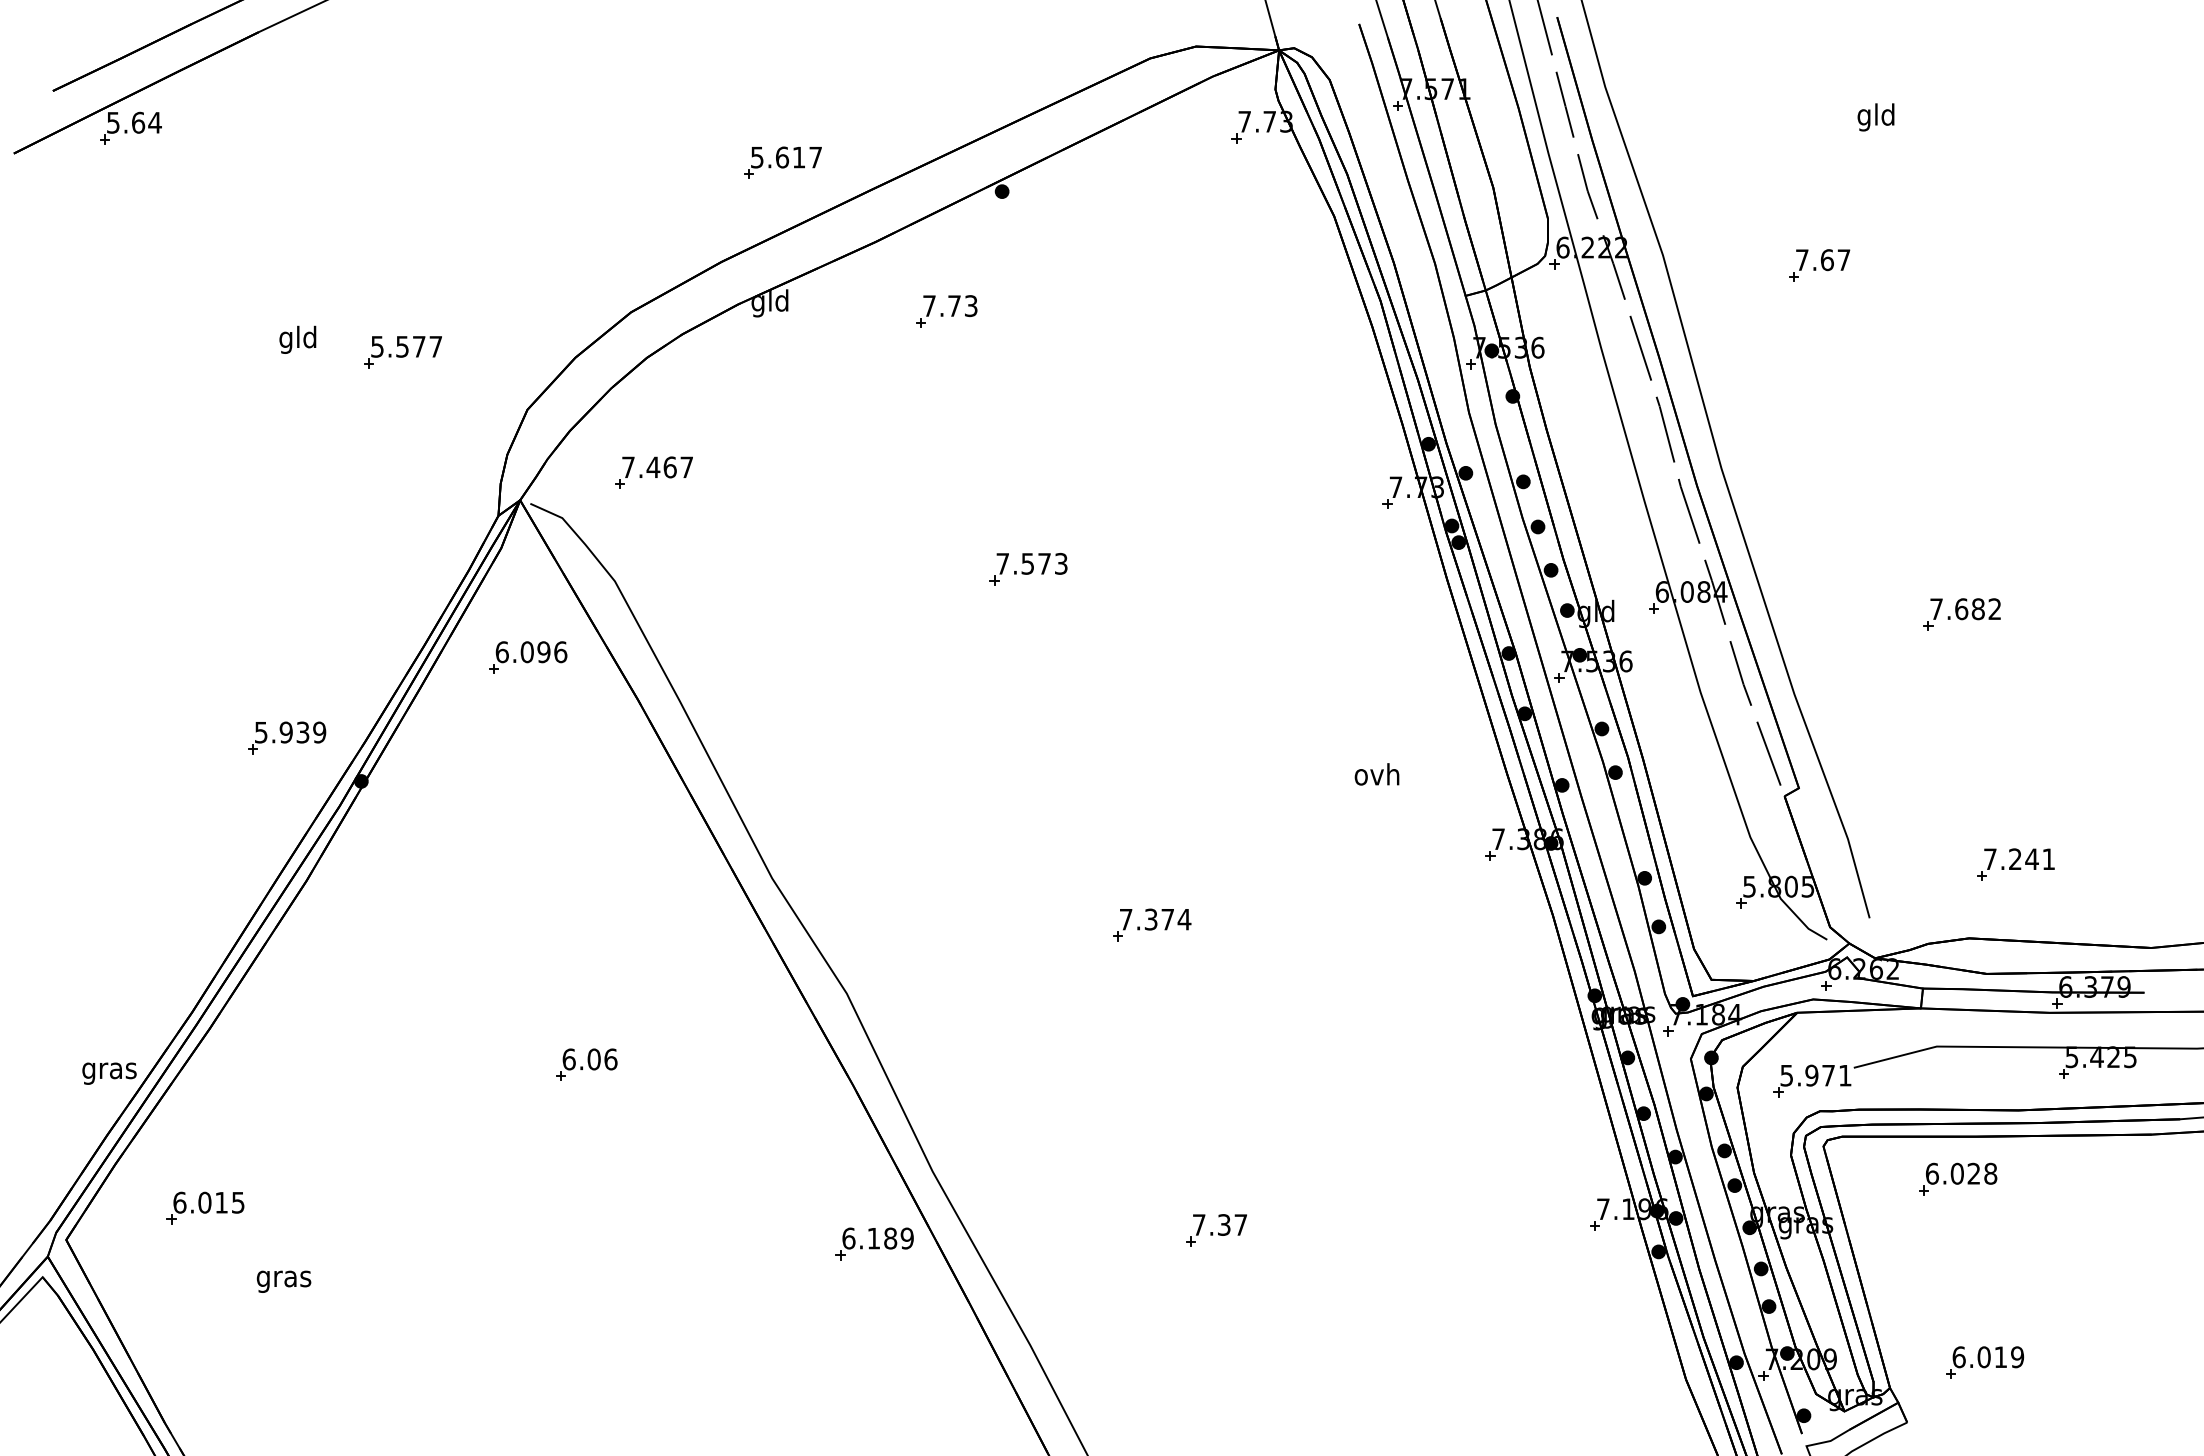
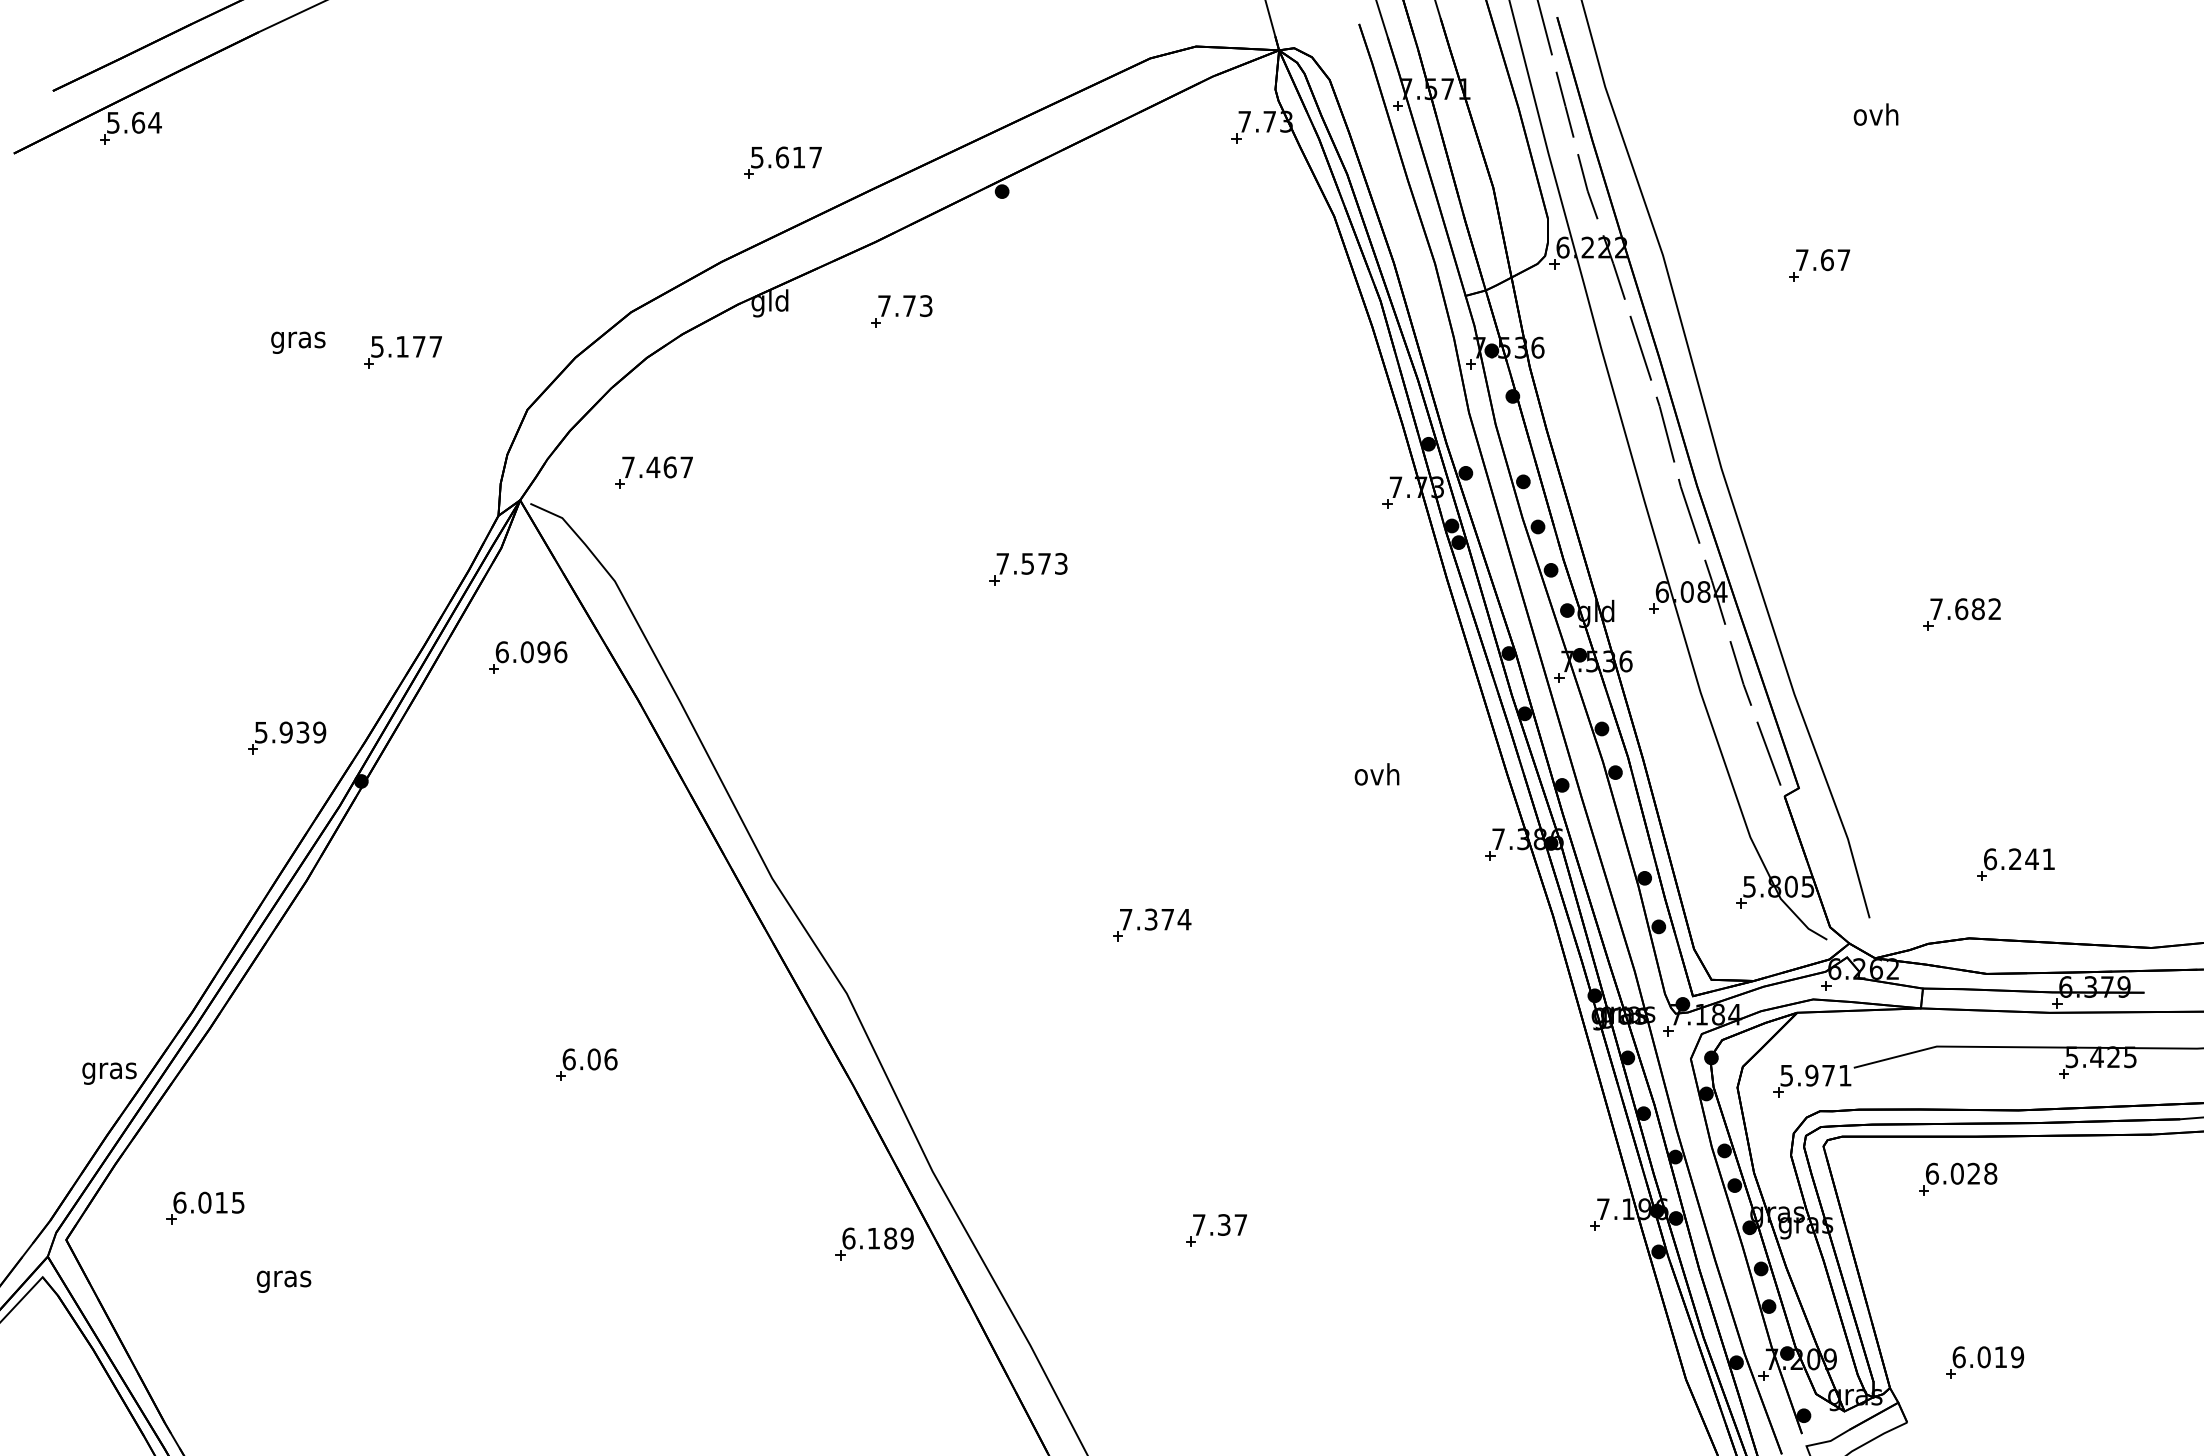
text: gld -> ovh (1875, 117)
part position: (946, 311) -> (901, 311) (901, 311)
text: gld -> gras (298, 339)
text: 5.577 -> 5.177 (402, 346)
text: 7.241 -> 6.241 (1990, 859)
